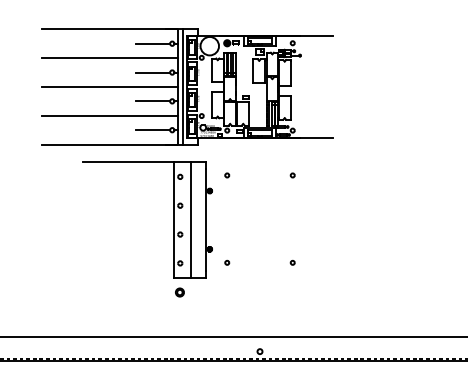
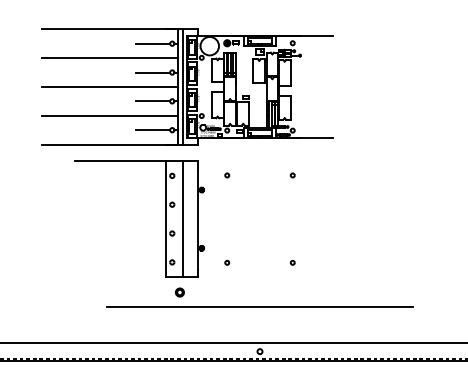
part position: (173, 219) -> (165, 218) (165, 218)
line: none -> present (259, 307)
line position: (233, 336) -> (233, 342) (233, 342)
